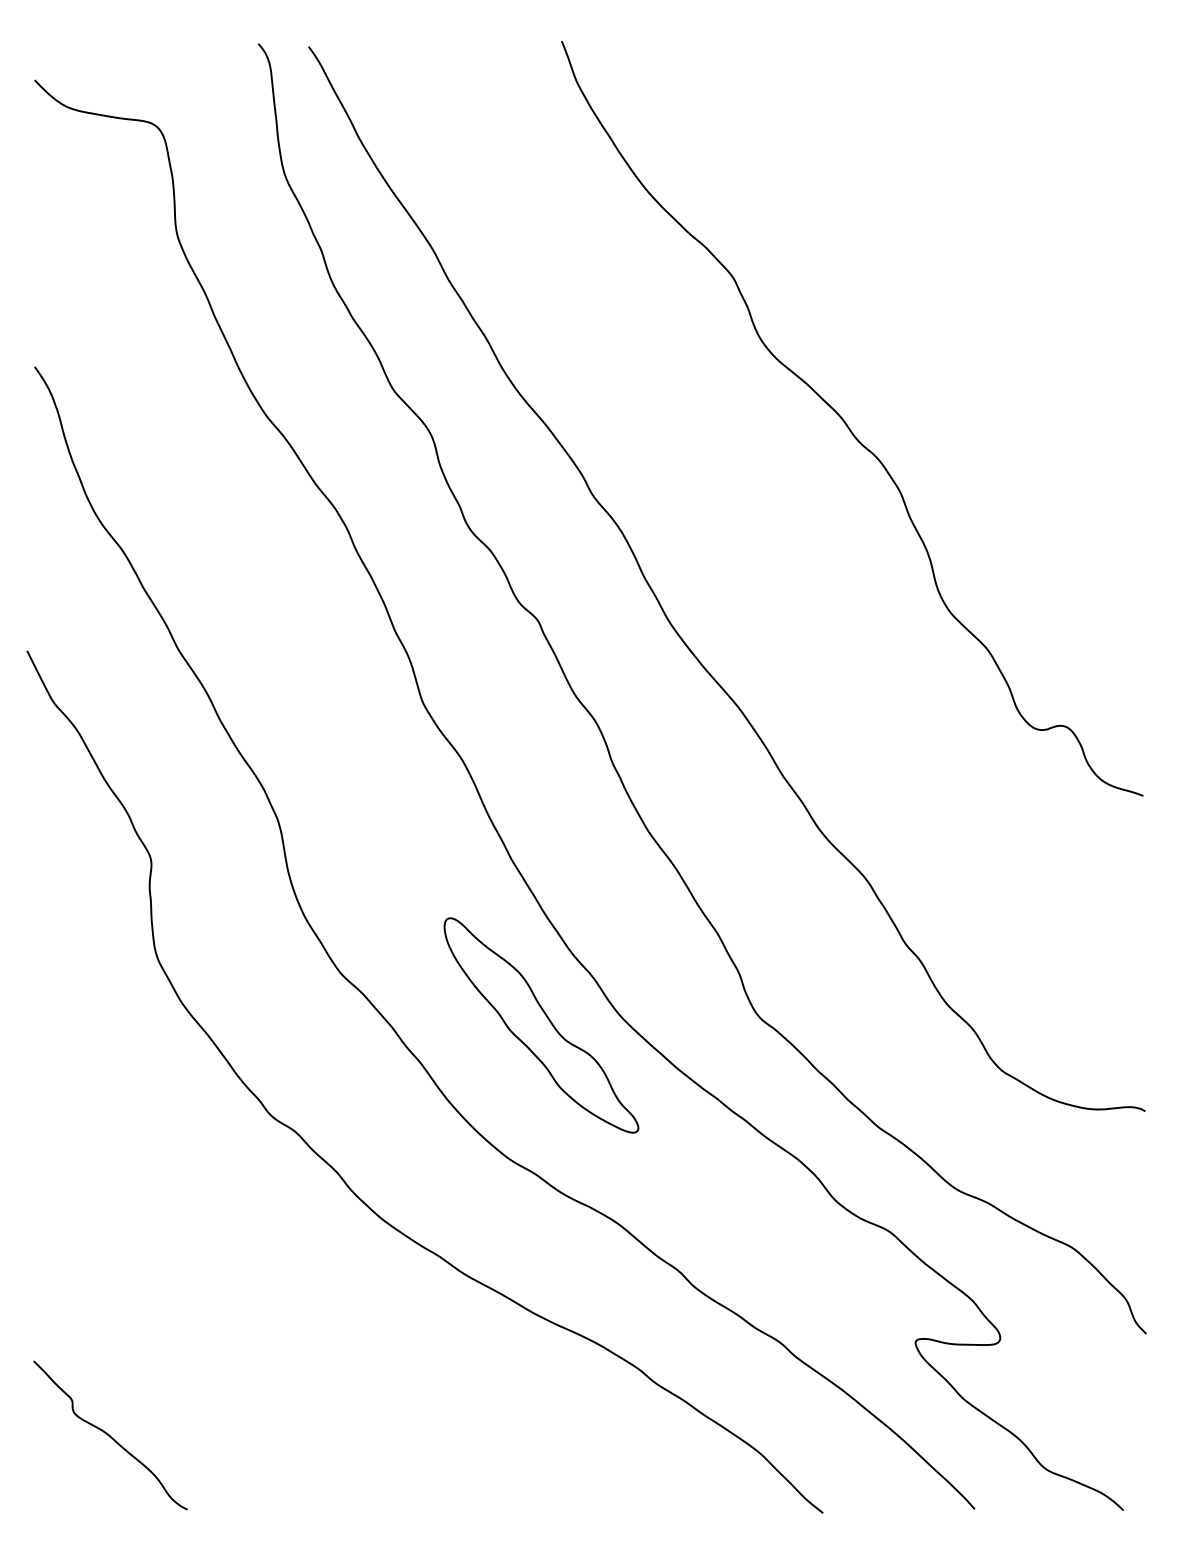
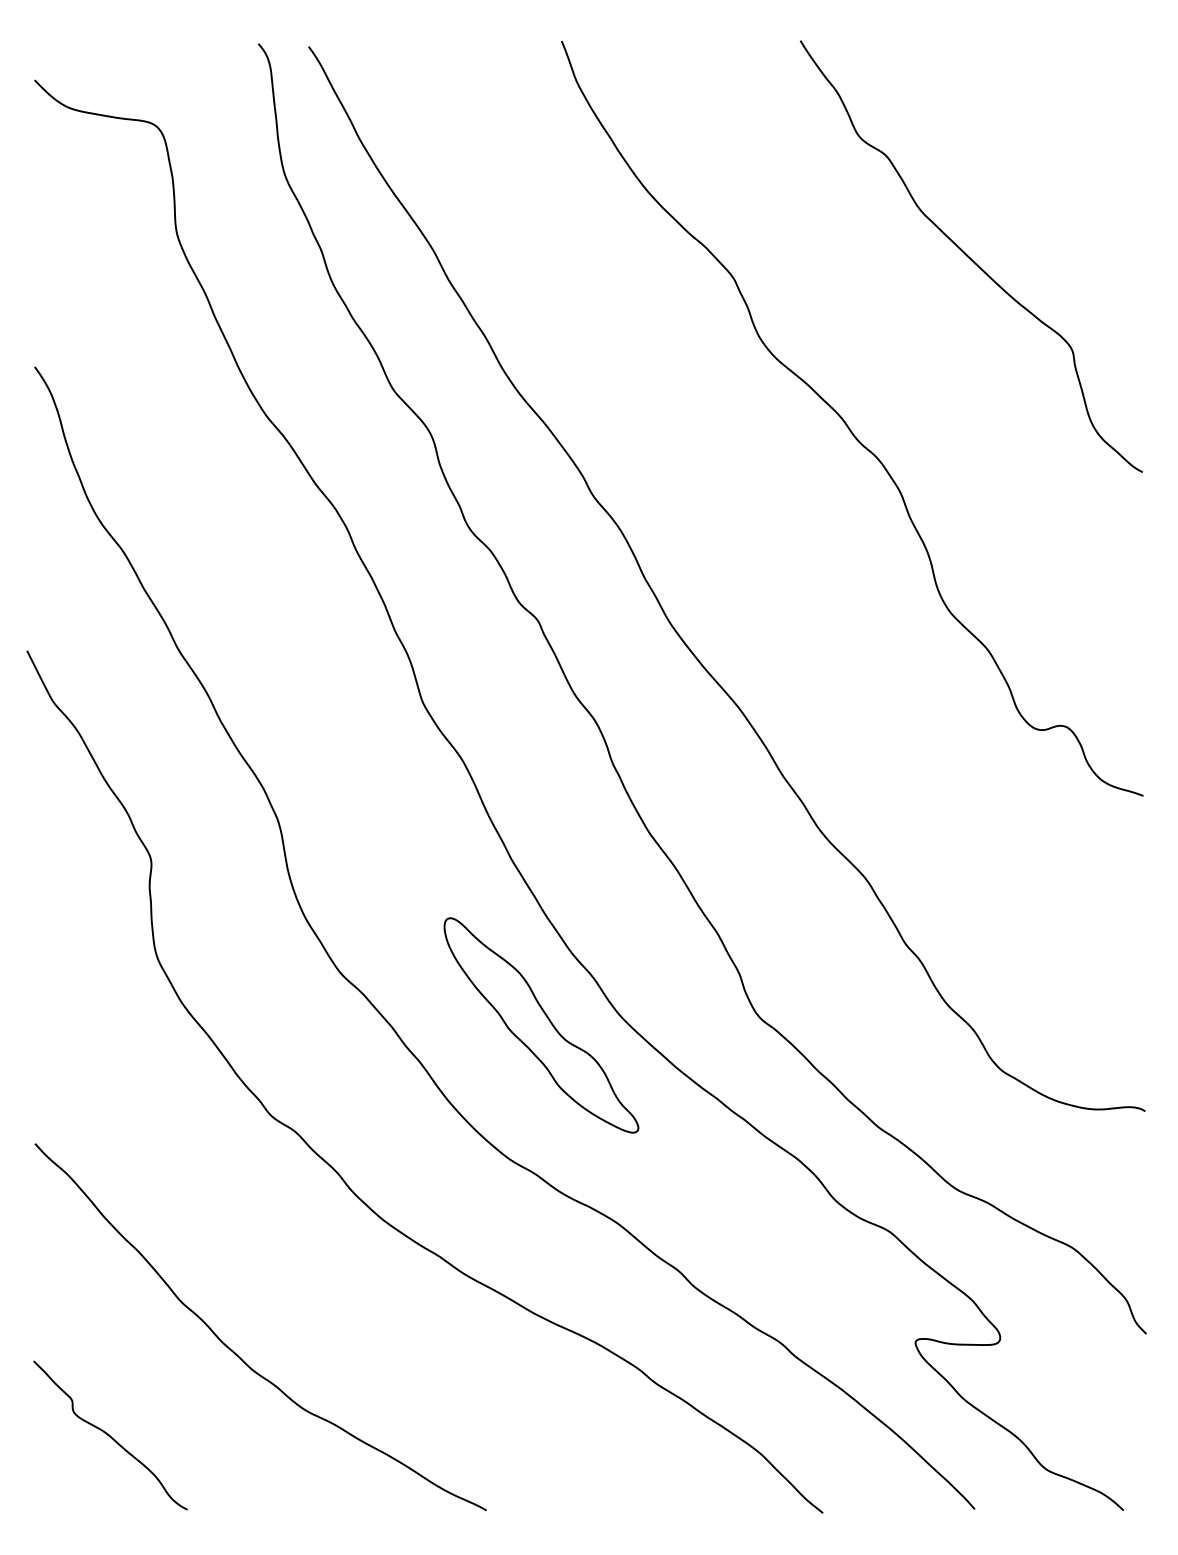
curve: none -> present (970, 257)
curve: none -> present (234, 1351)
